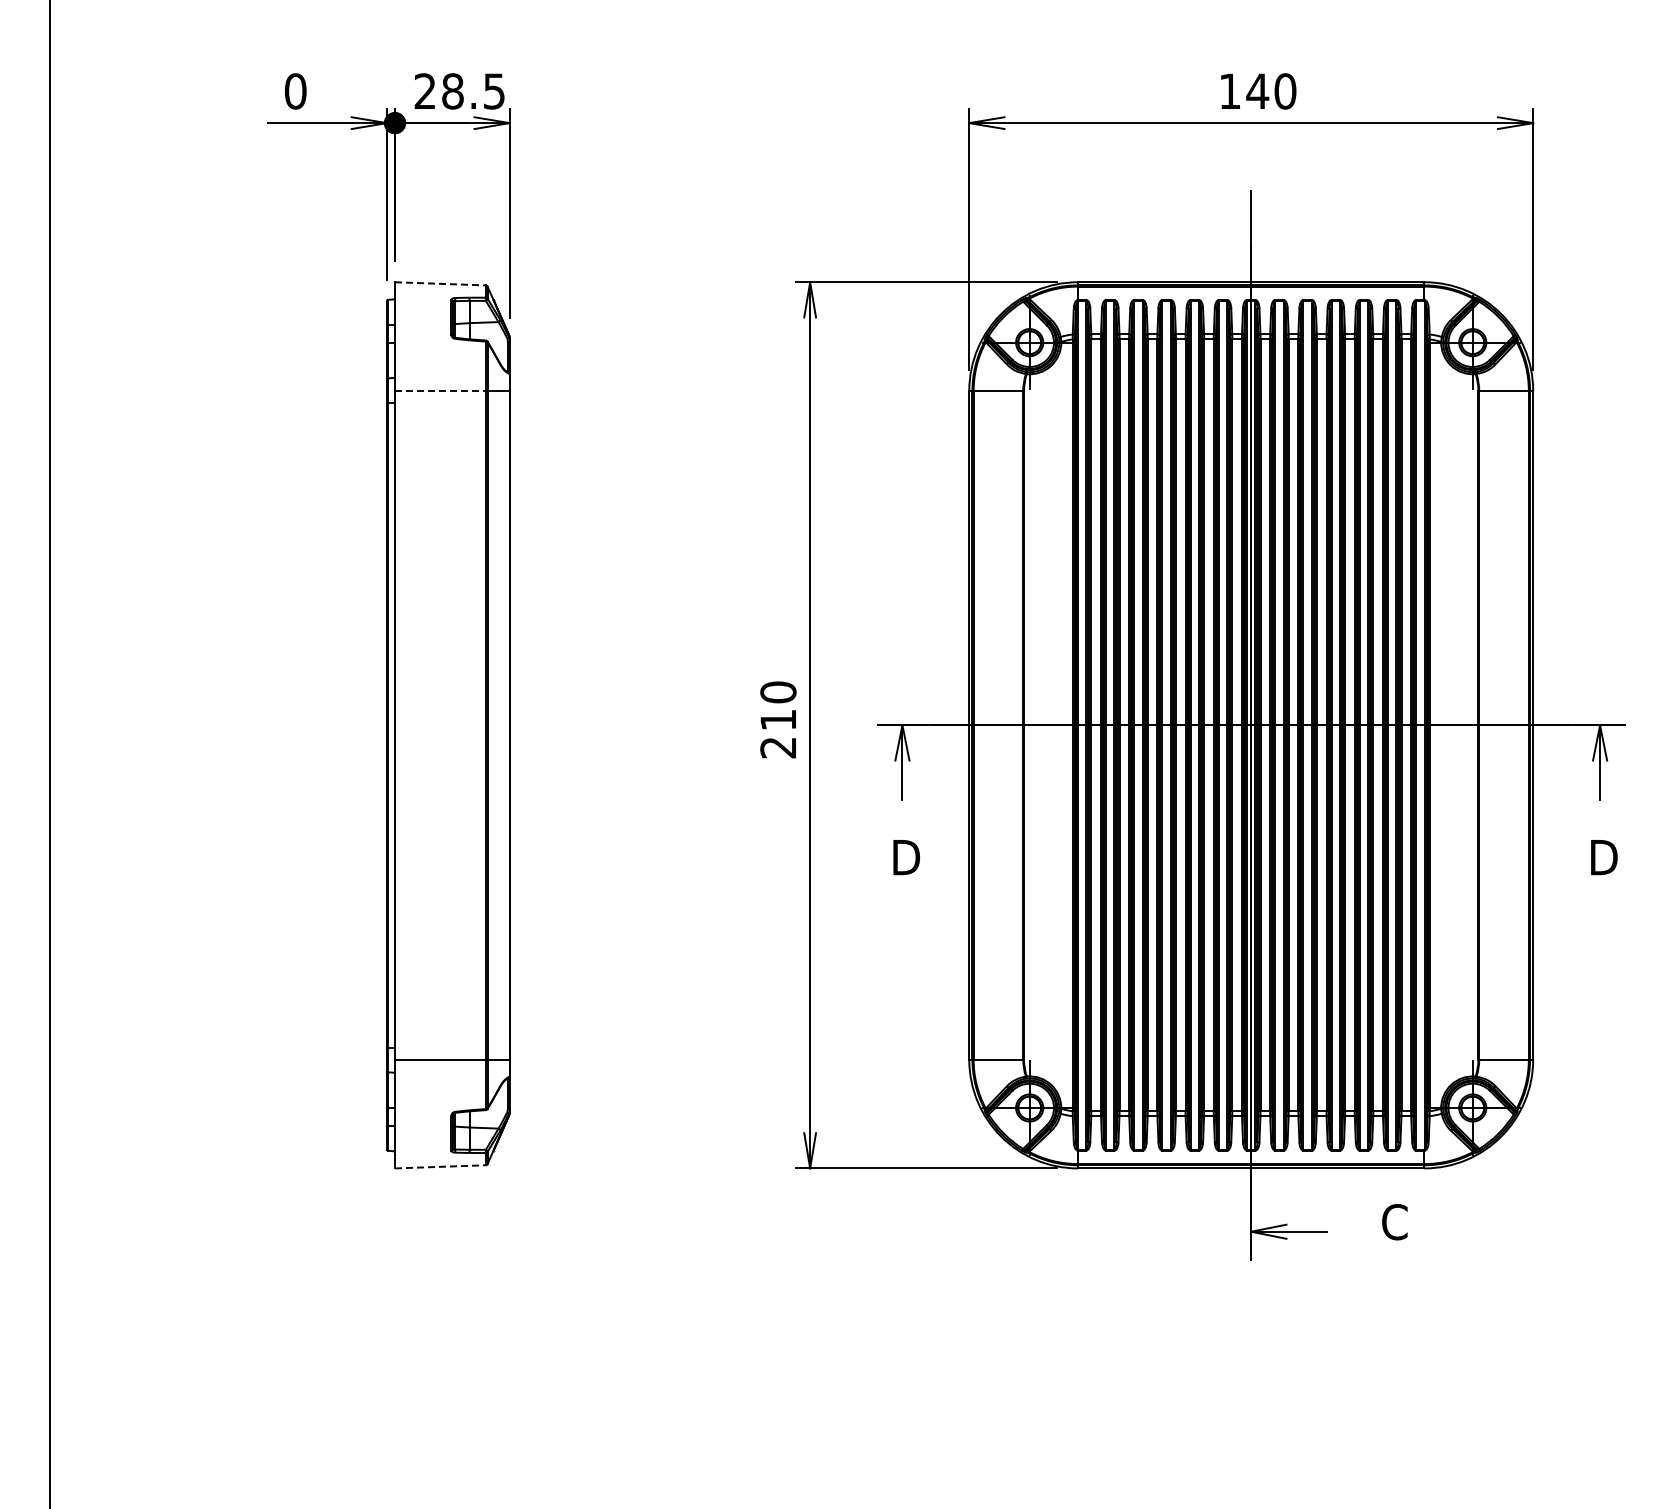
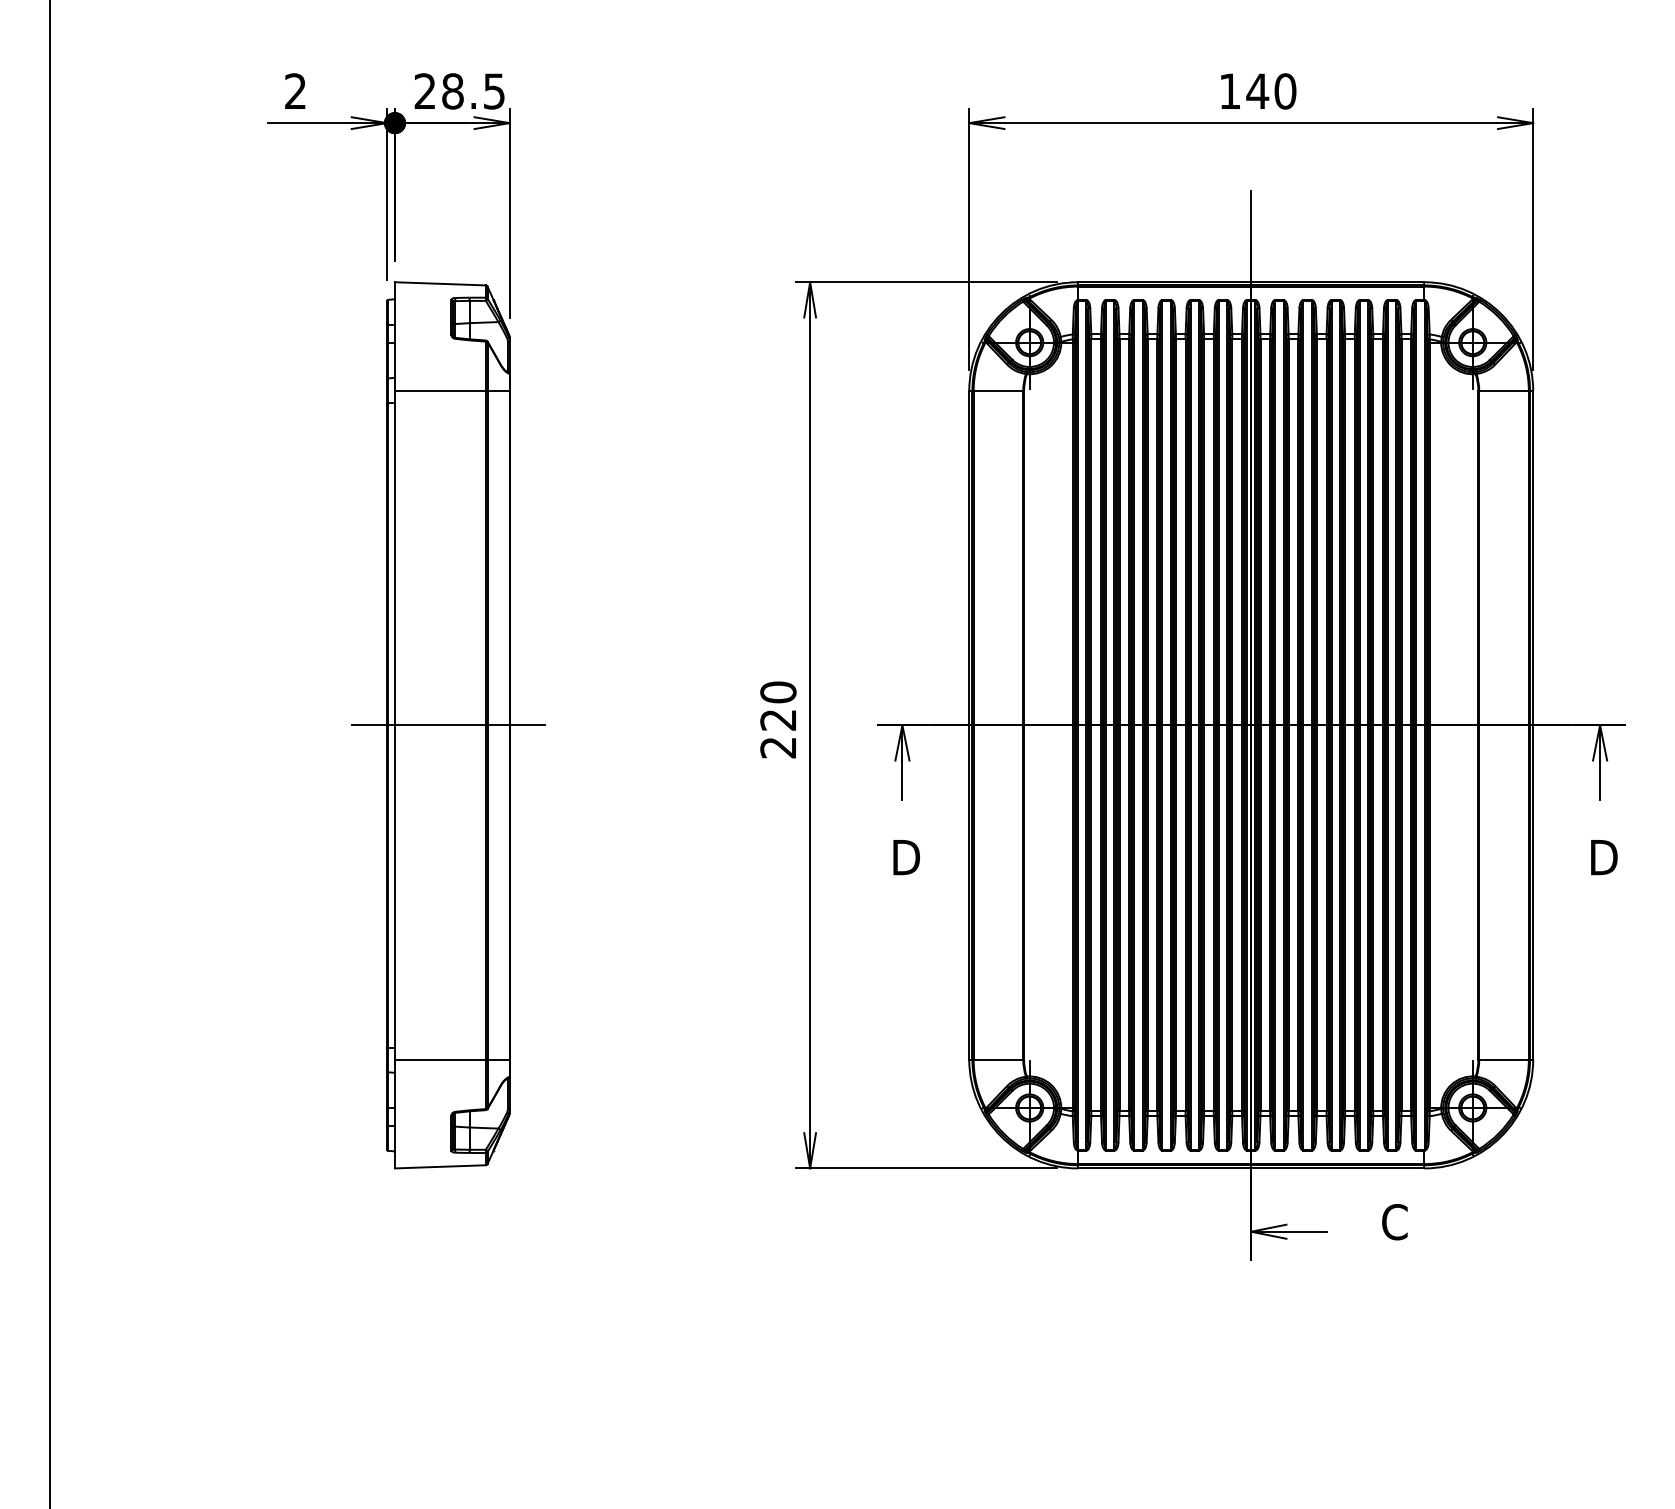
text: 0 -> 2 (295, 91)
line: dashed -> solid (440, 283)
line: dashed -> solid (440, 391)
text: 210 -> 220 (777, 720)
line: none -> present (448, 725)
line: dashed -> solid (440, 1166)
